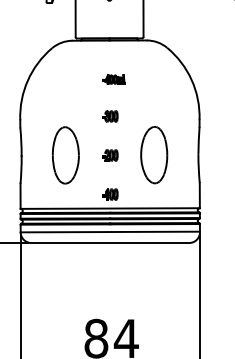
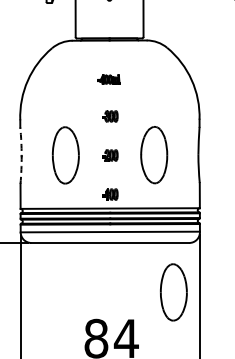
part position: (113, 79) -> (108, 79) (108, 79)
arc: solid -> dashed (21, 155)
part: none -> present (173, 292)
